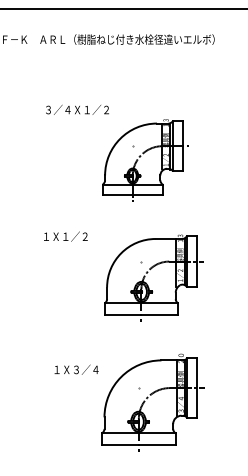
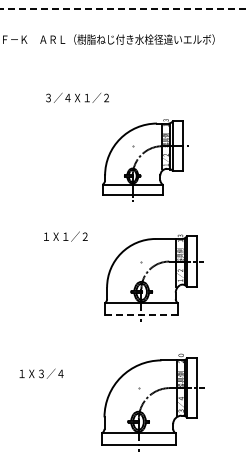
line: solid -> dashed (124, 9)
text position: (77, 109) -> (77, 97) (77, 97)
line: solid -> dashed (141, 315)
text position: (76, 369) -> (41, 373) (41, 373)
